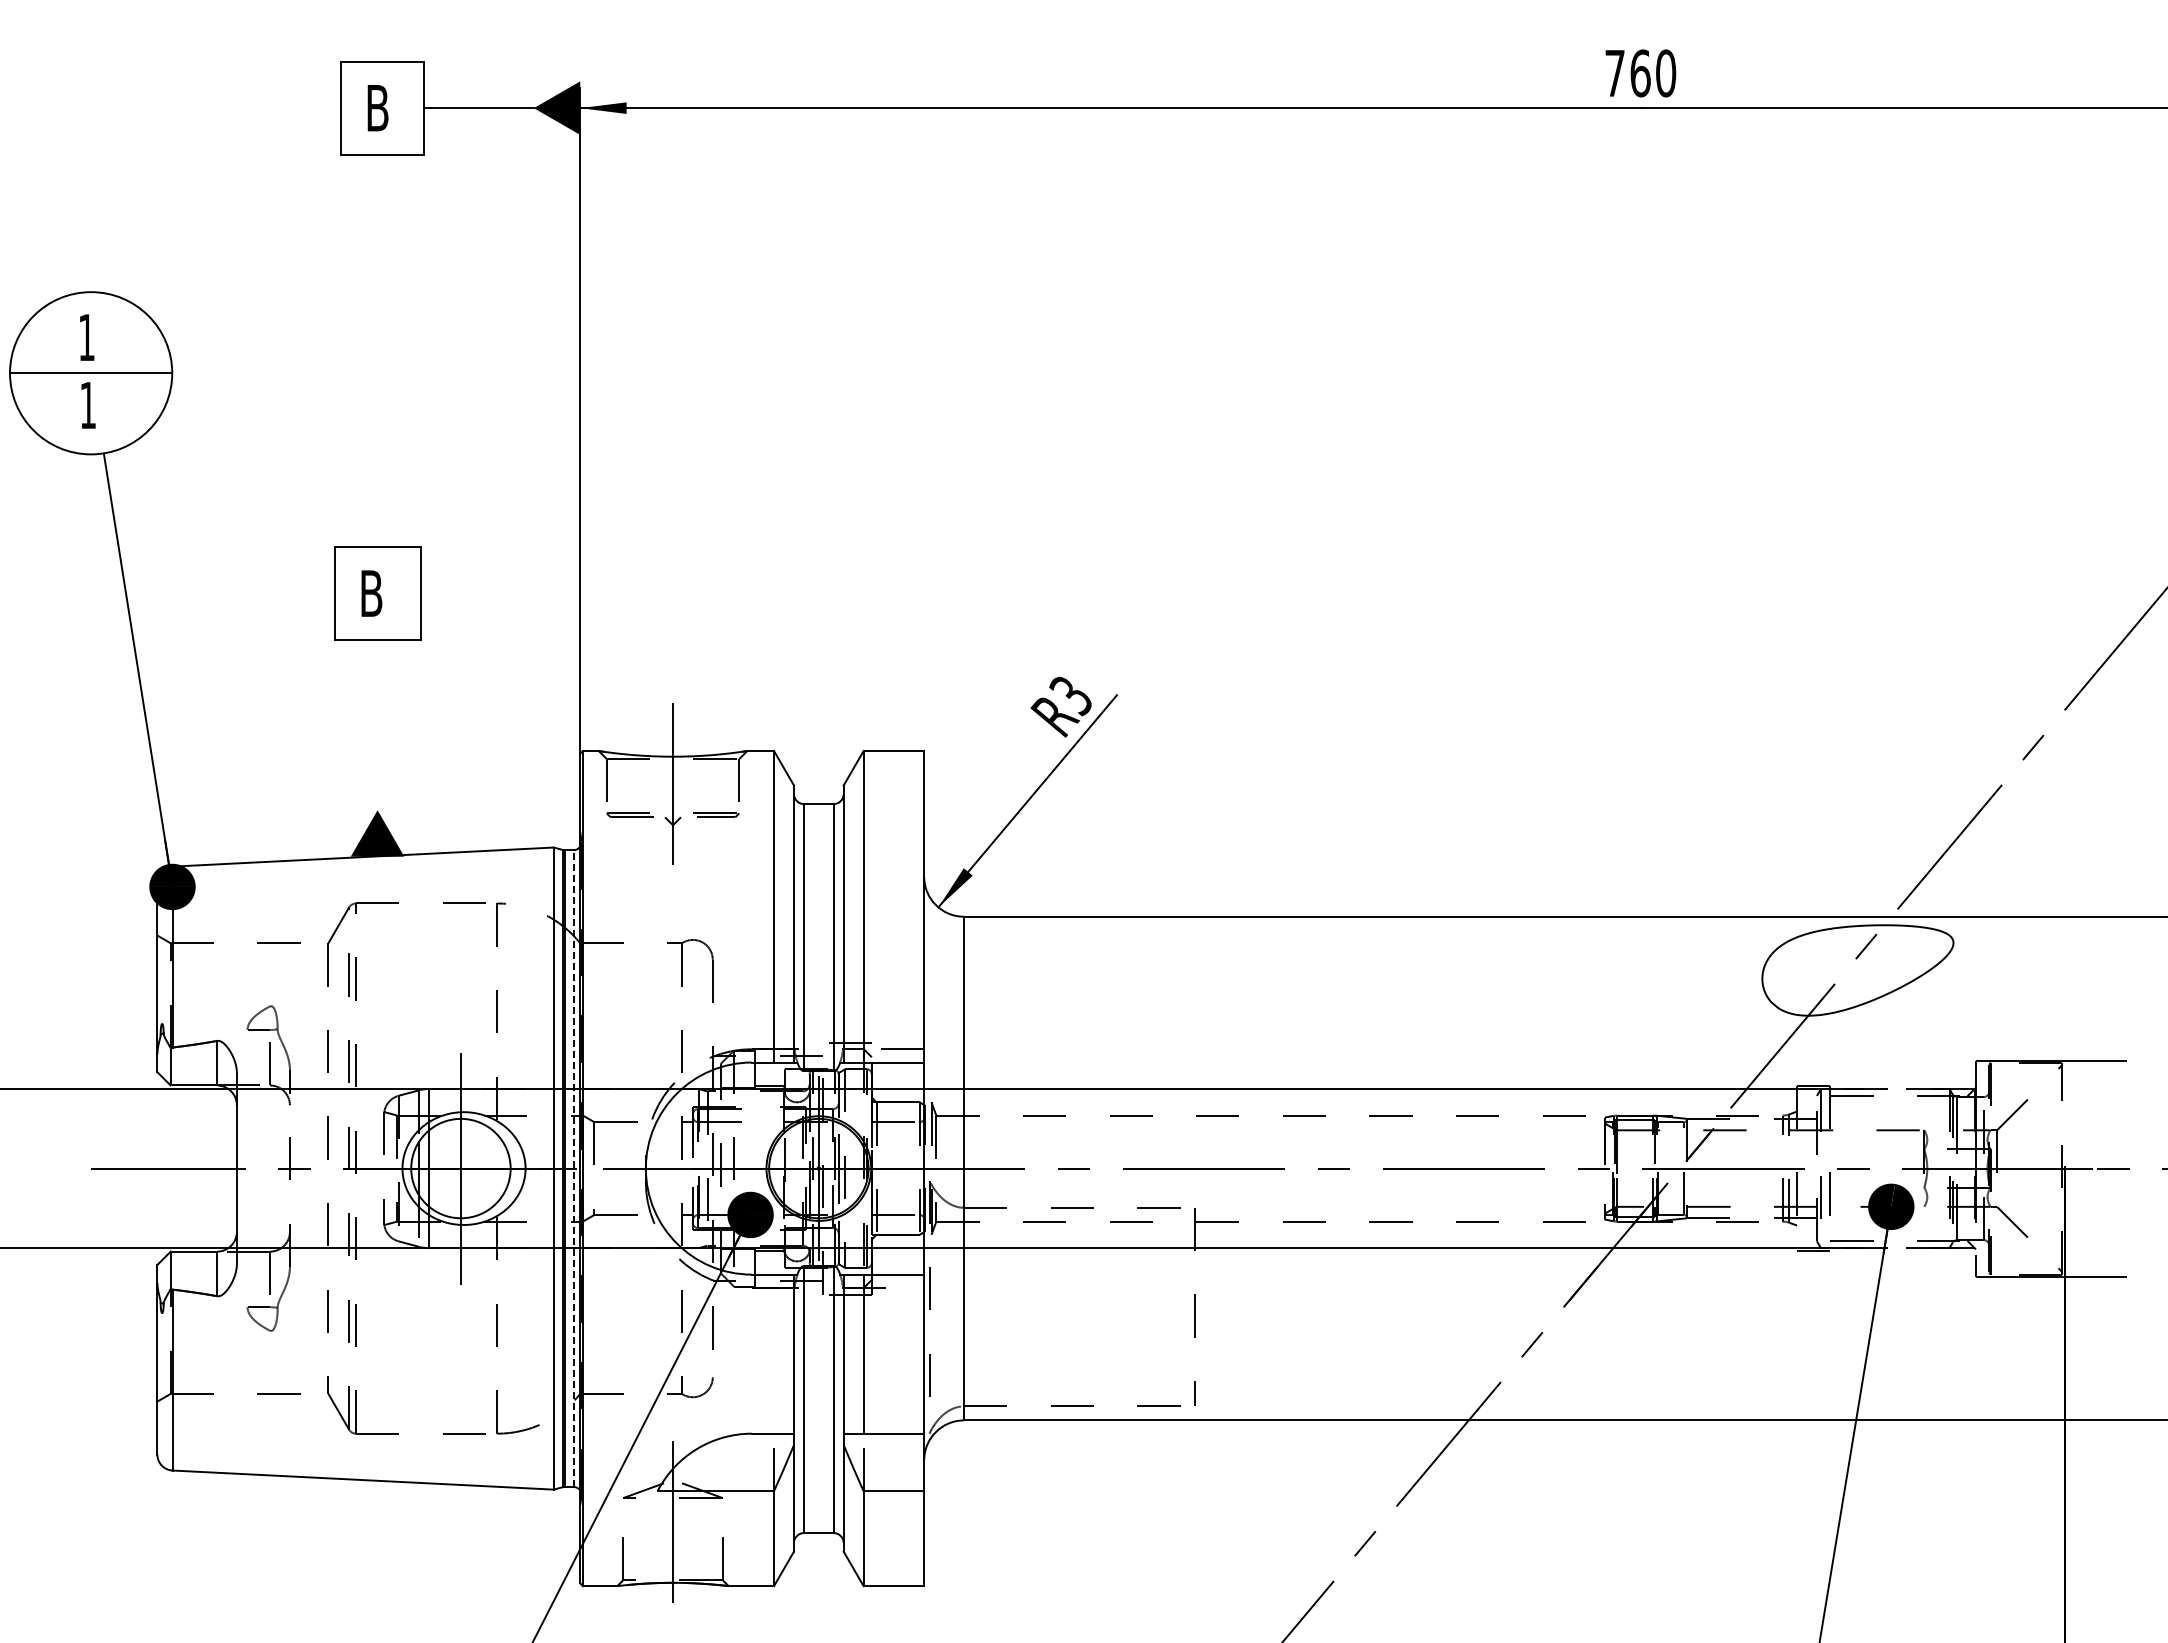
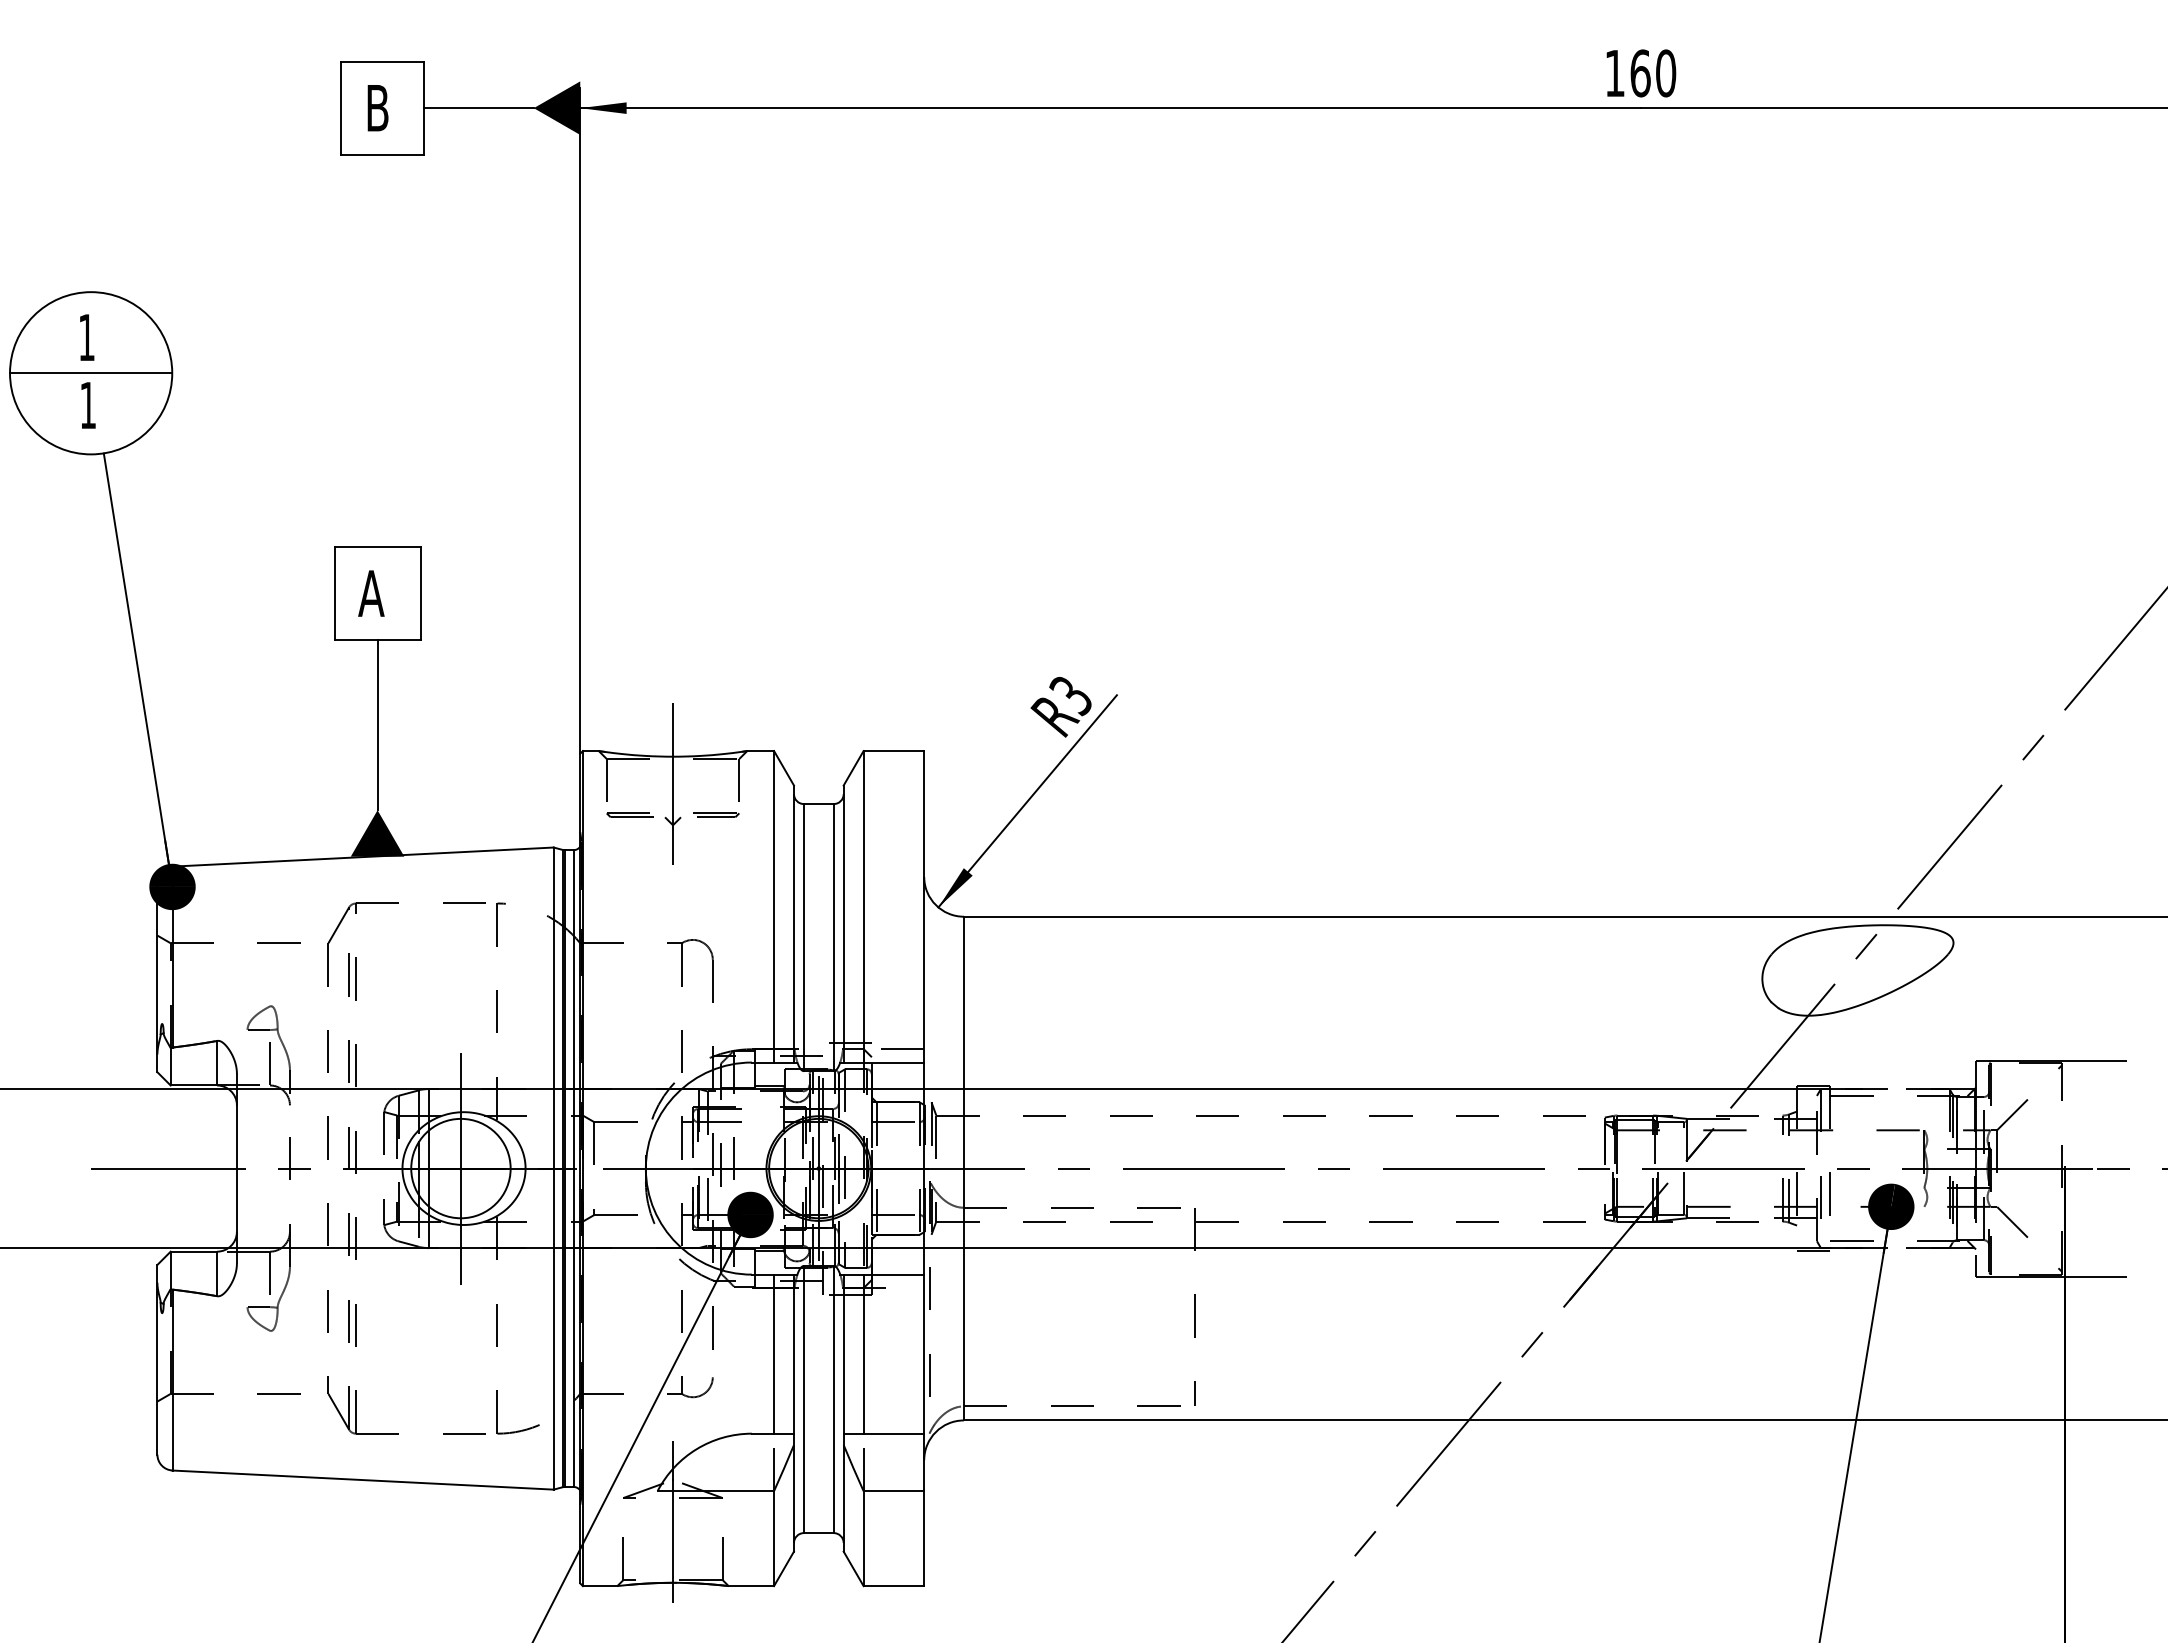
text: 760 -> 160 (1614, 73)
text: B -> A (371, 593)
line: none -> present (377, 725)
line: dashed -> solid (573, 1168)
line: none -> present (774, 1353)
